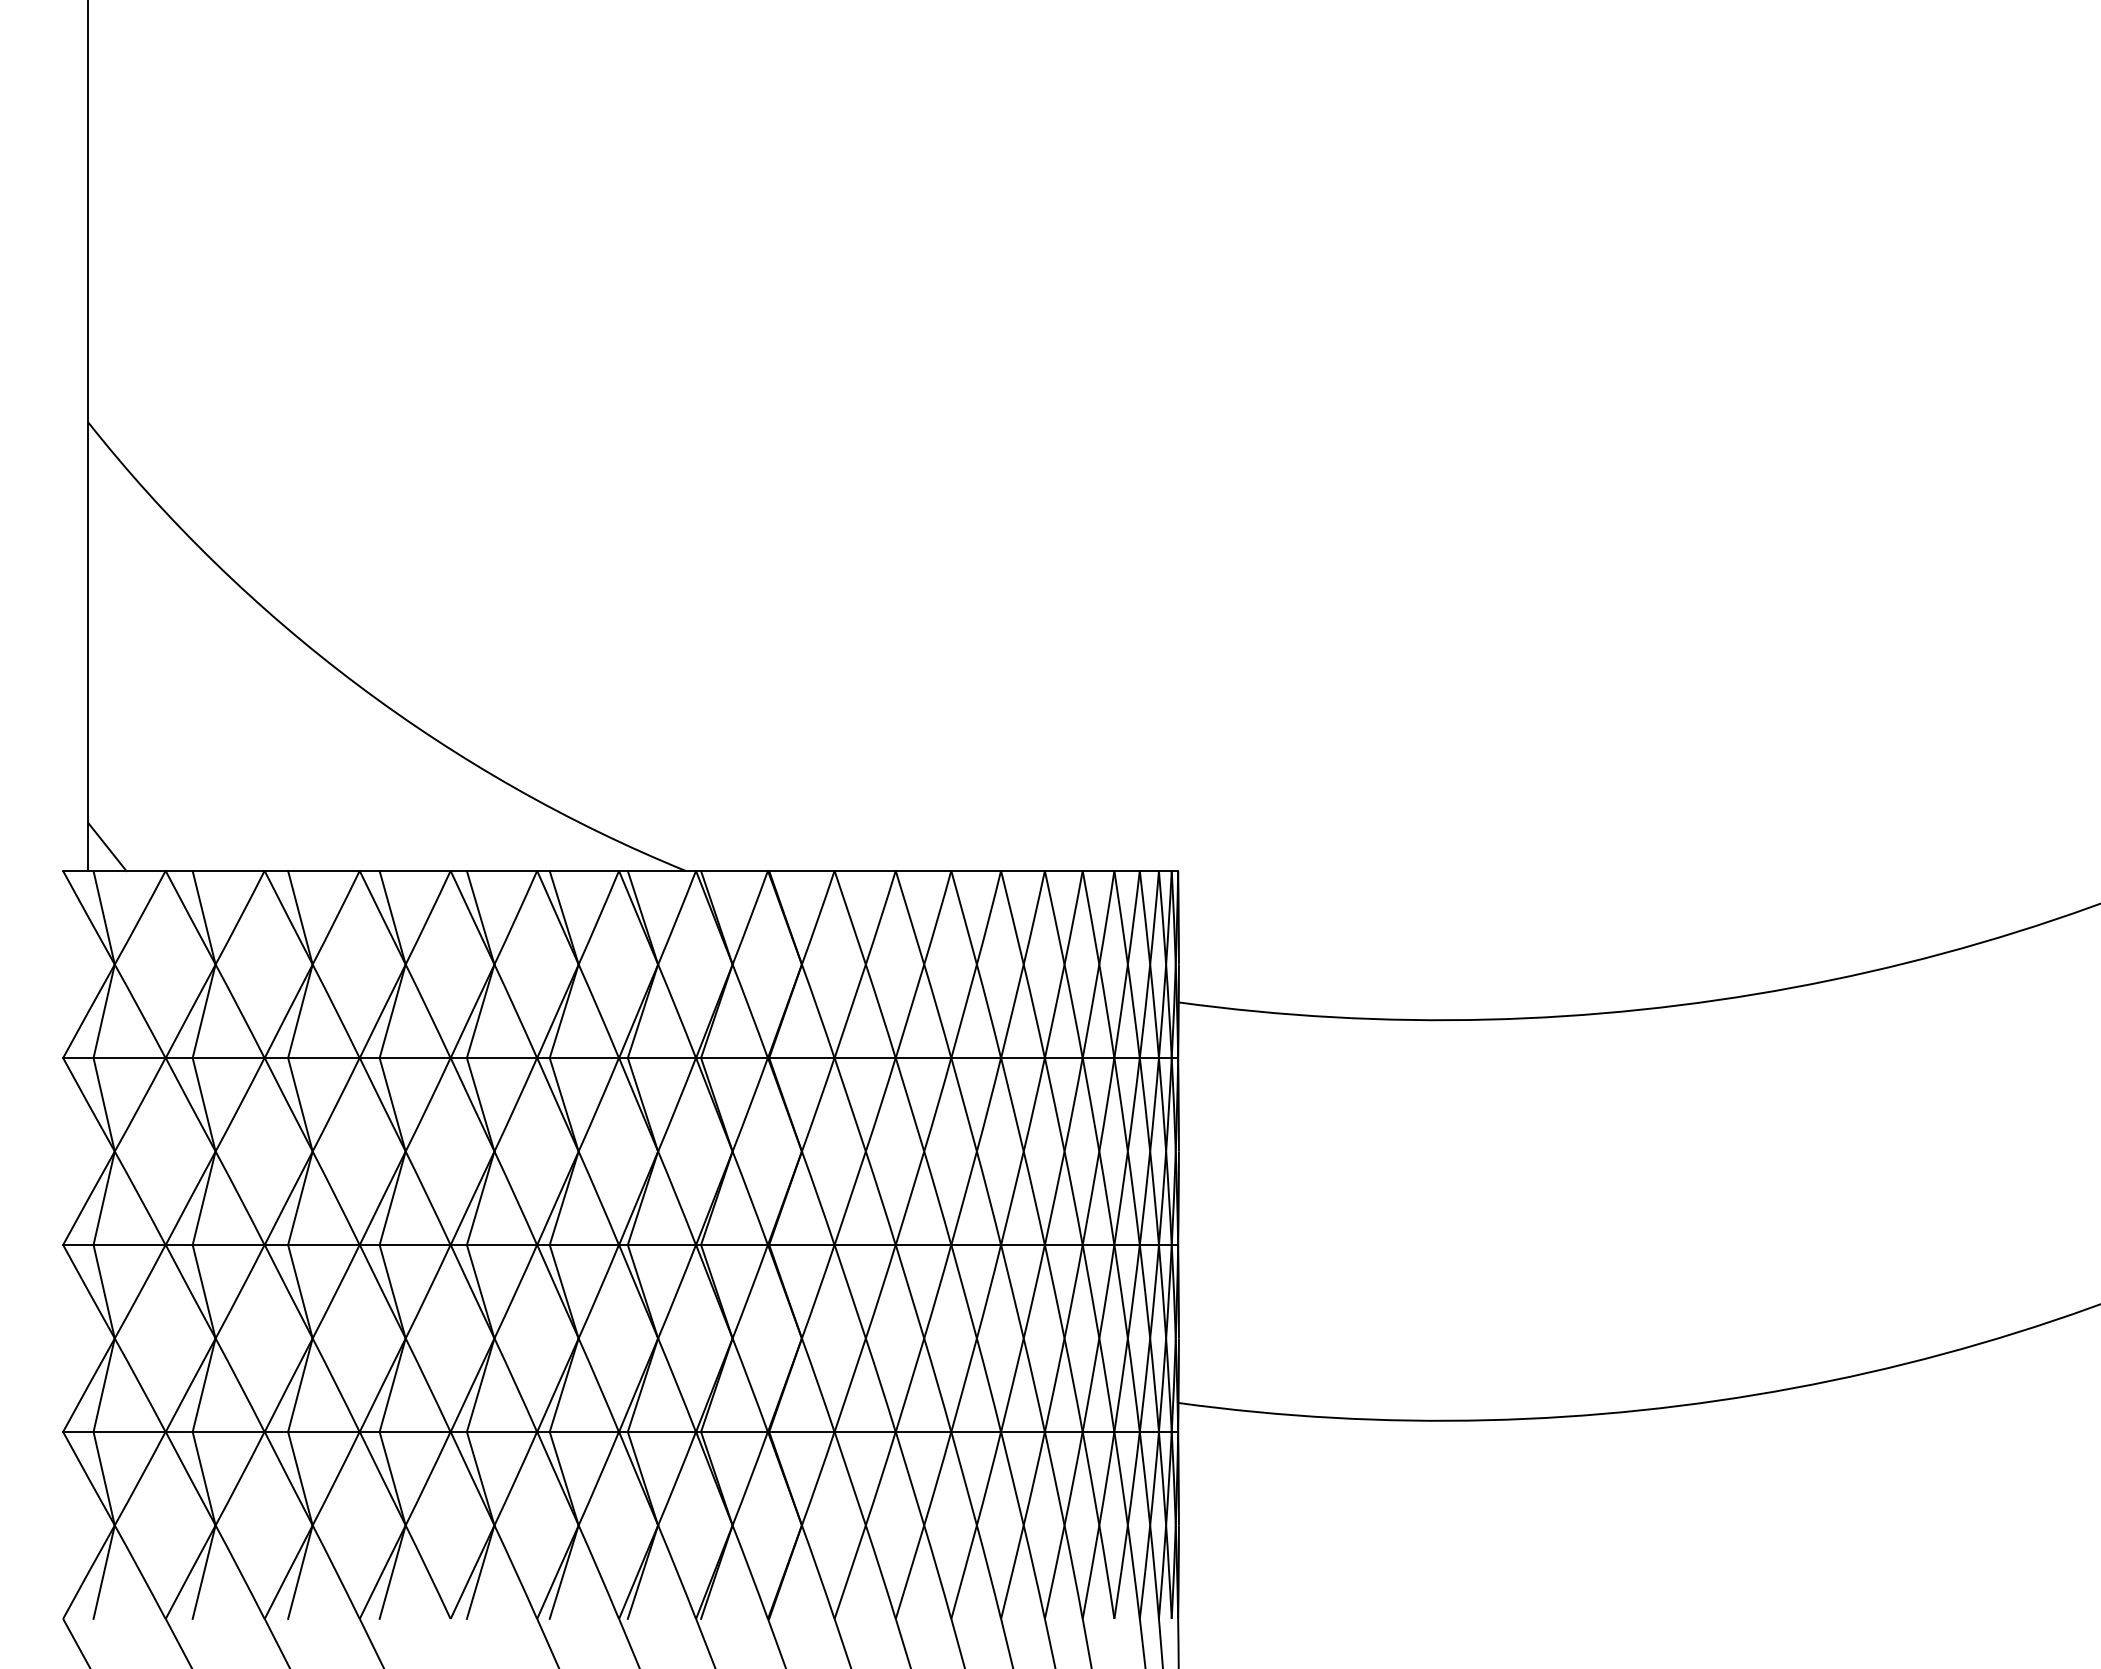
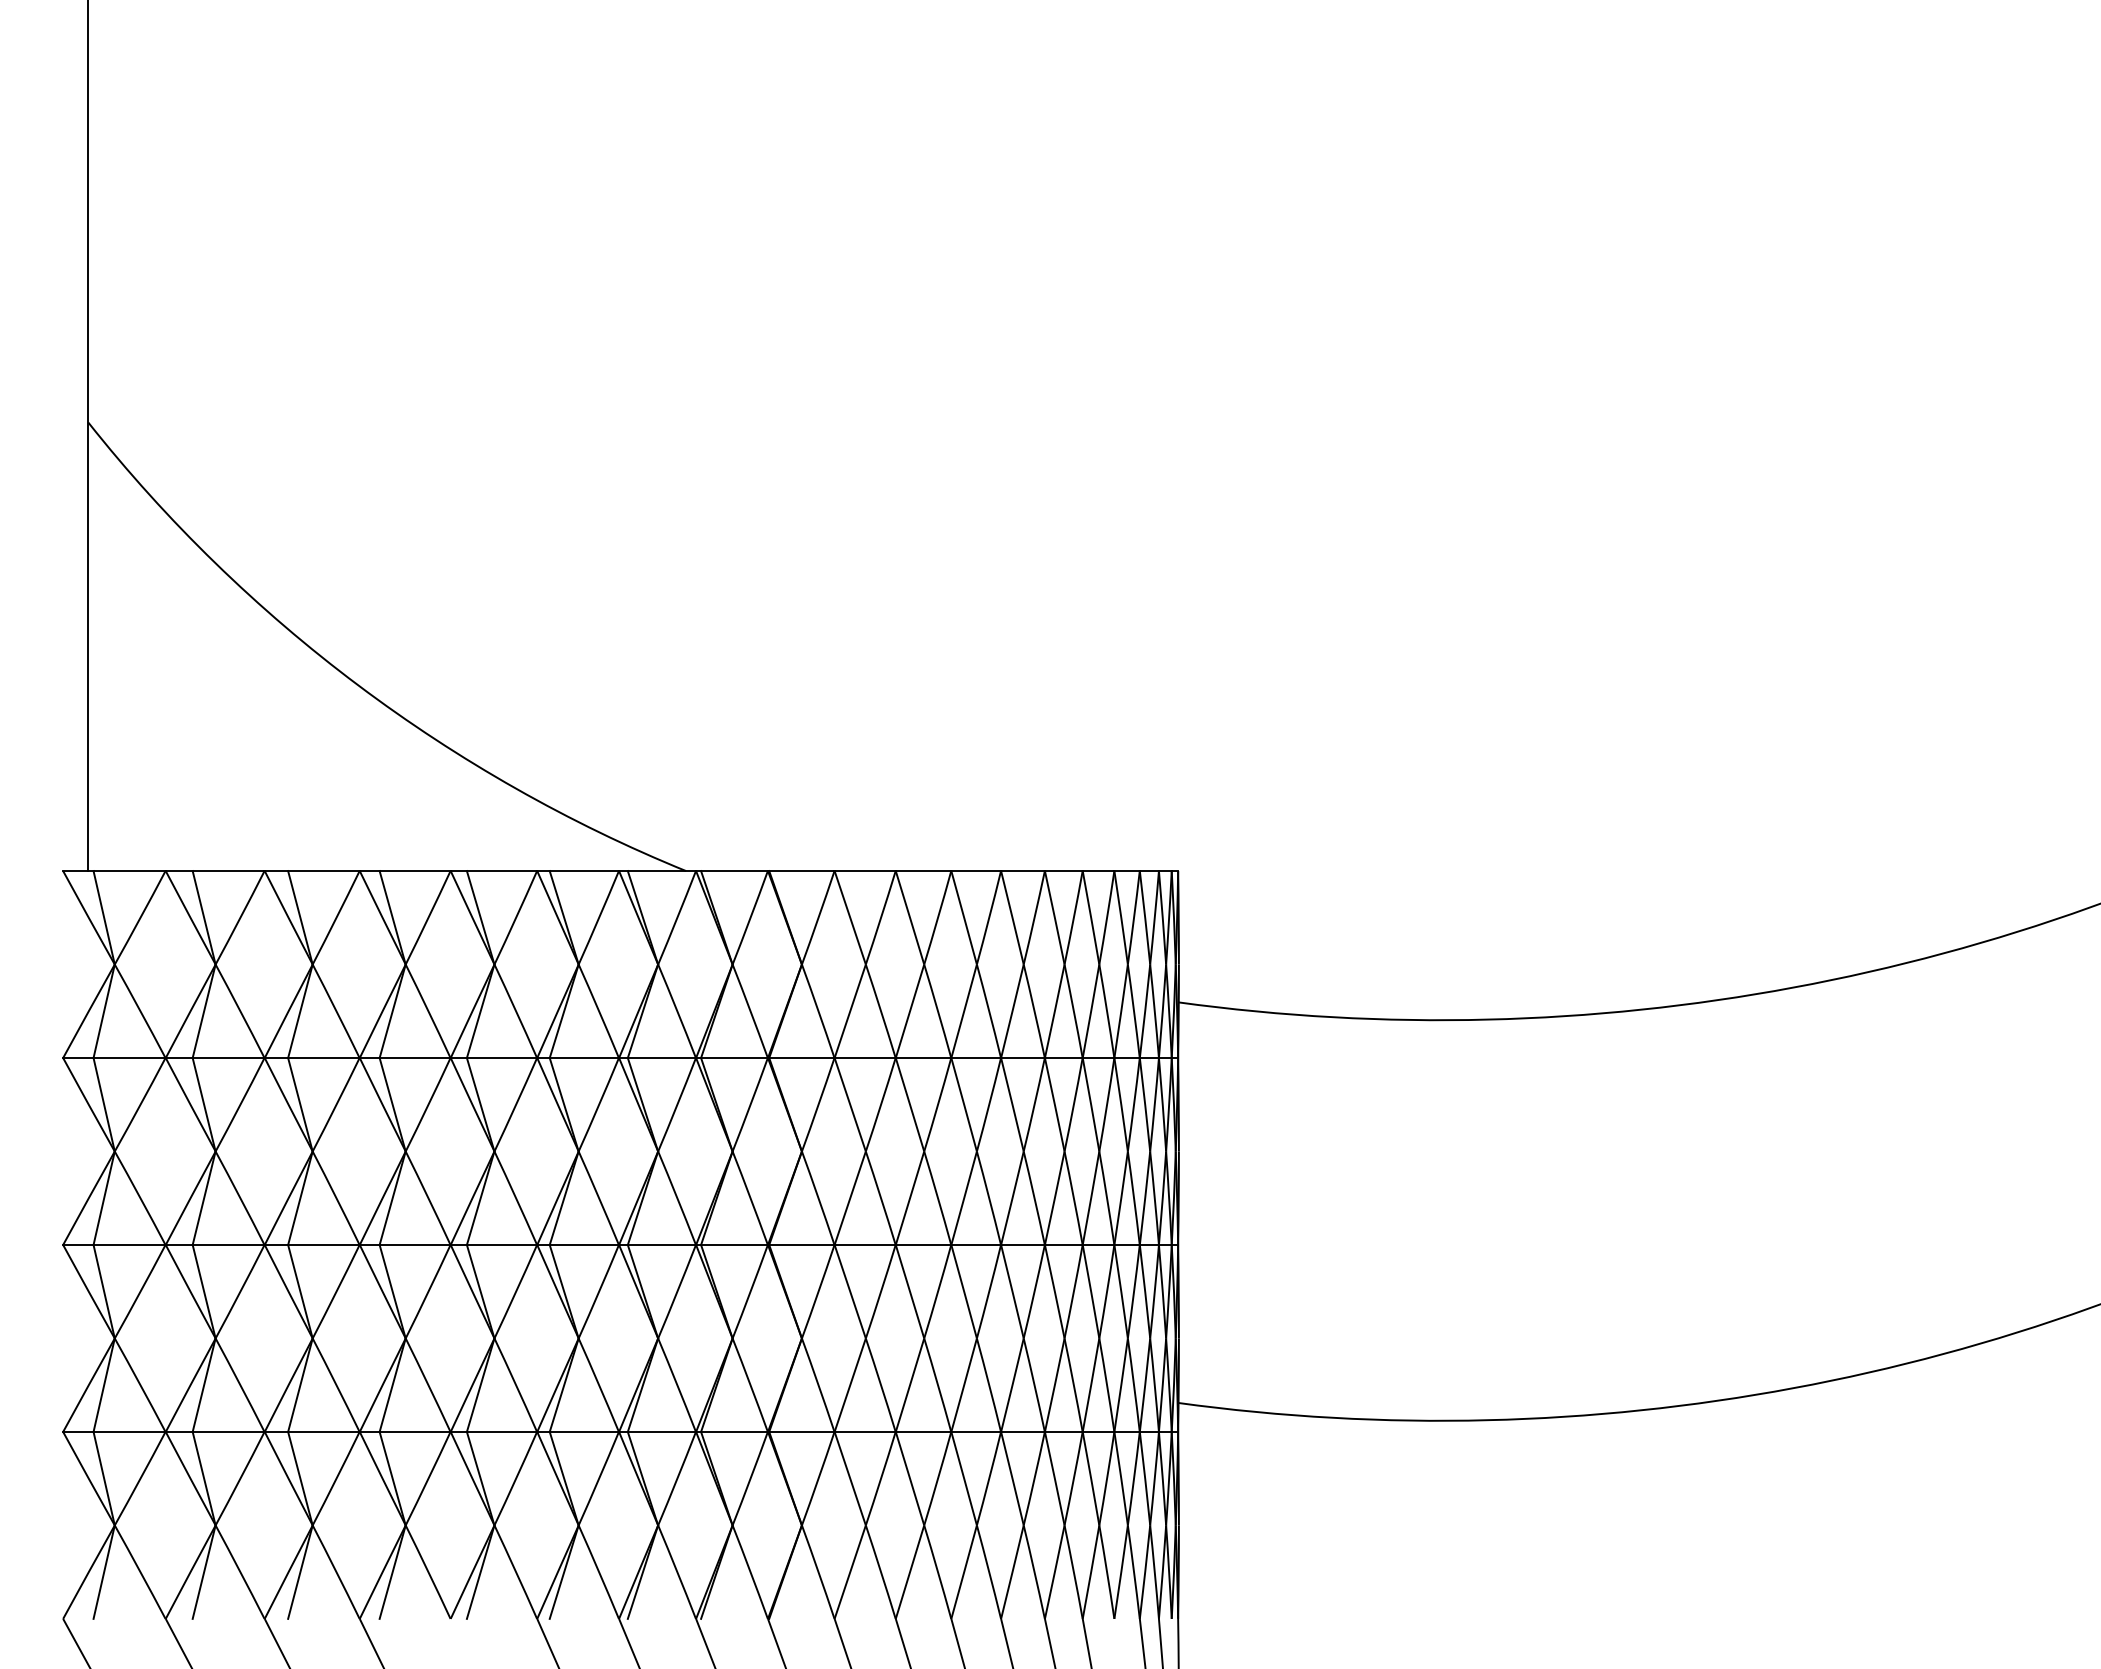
line: present -> none (107, 847)
